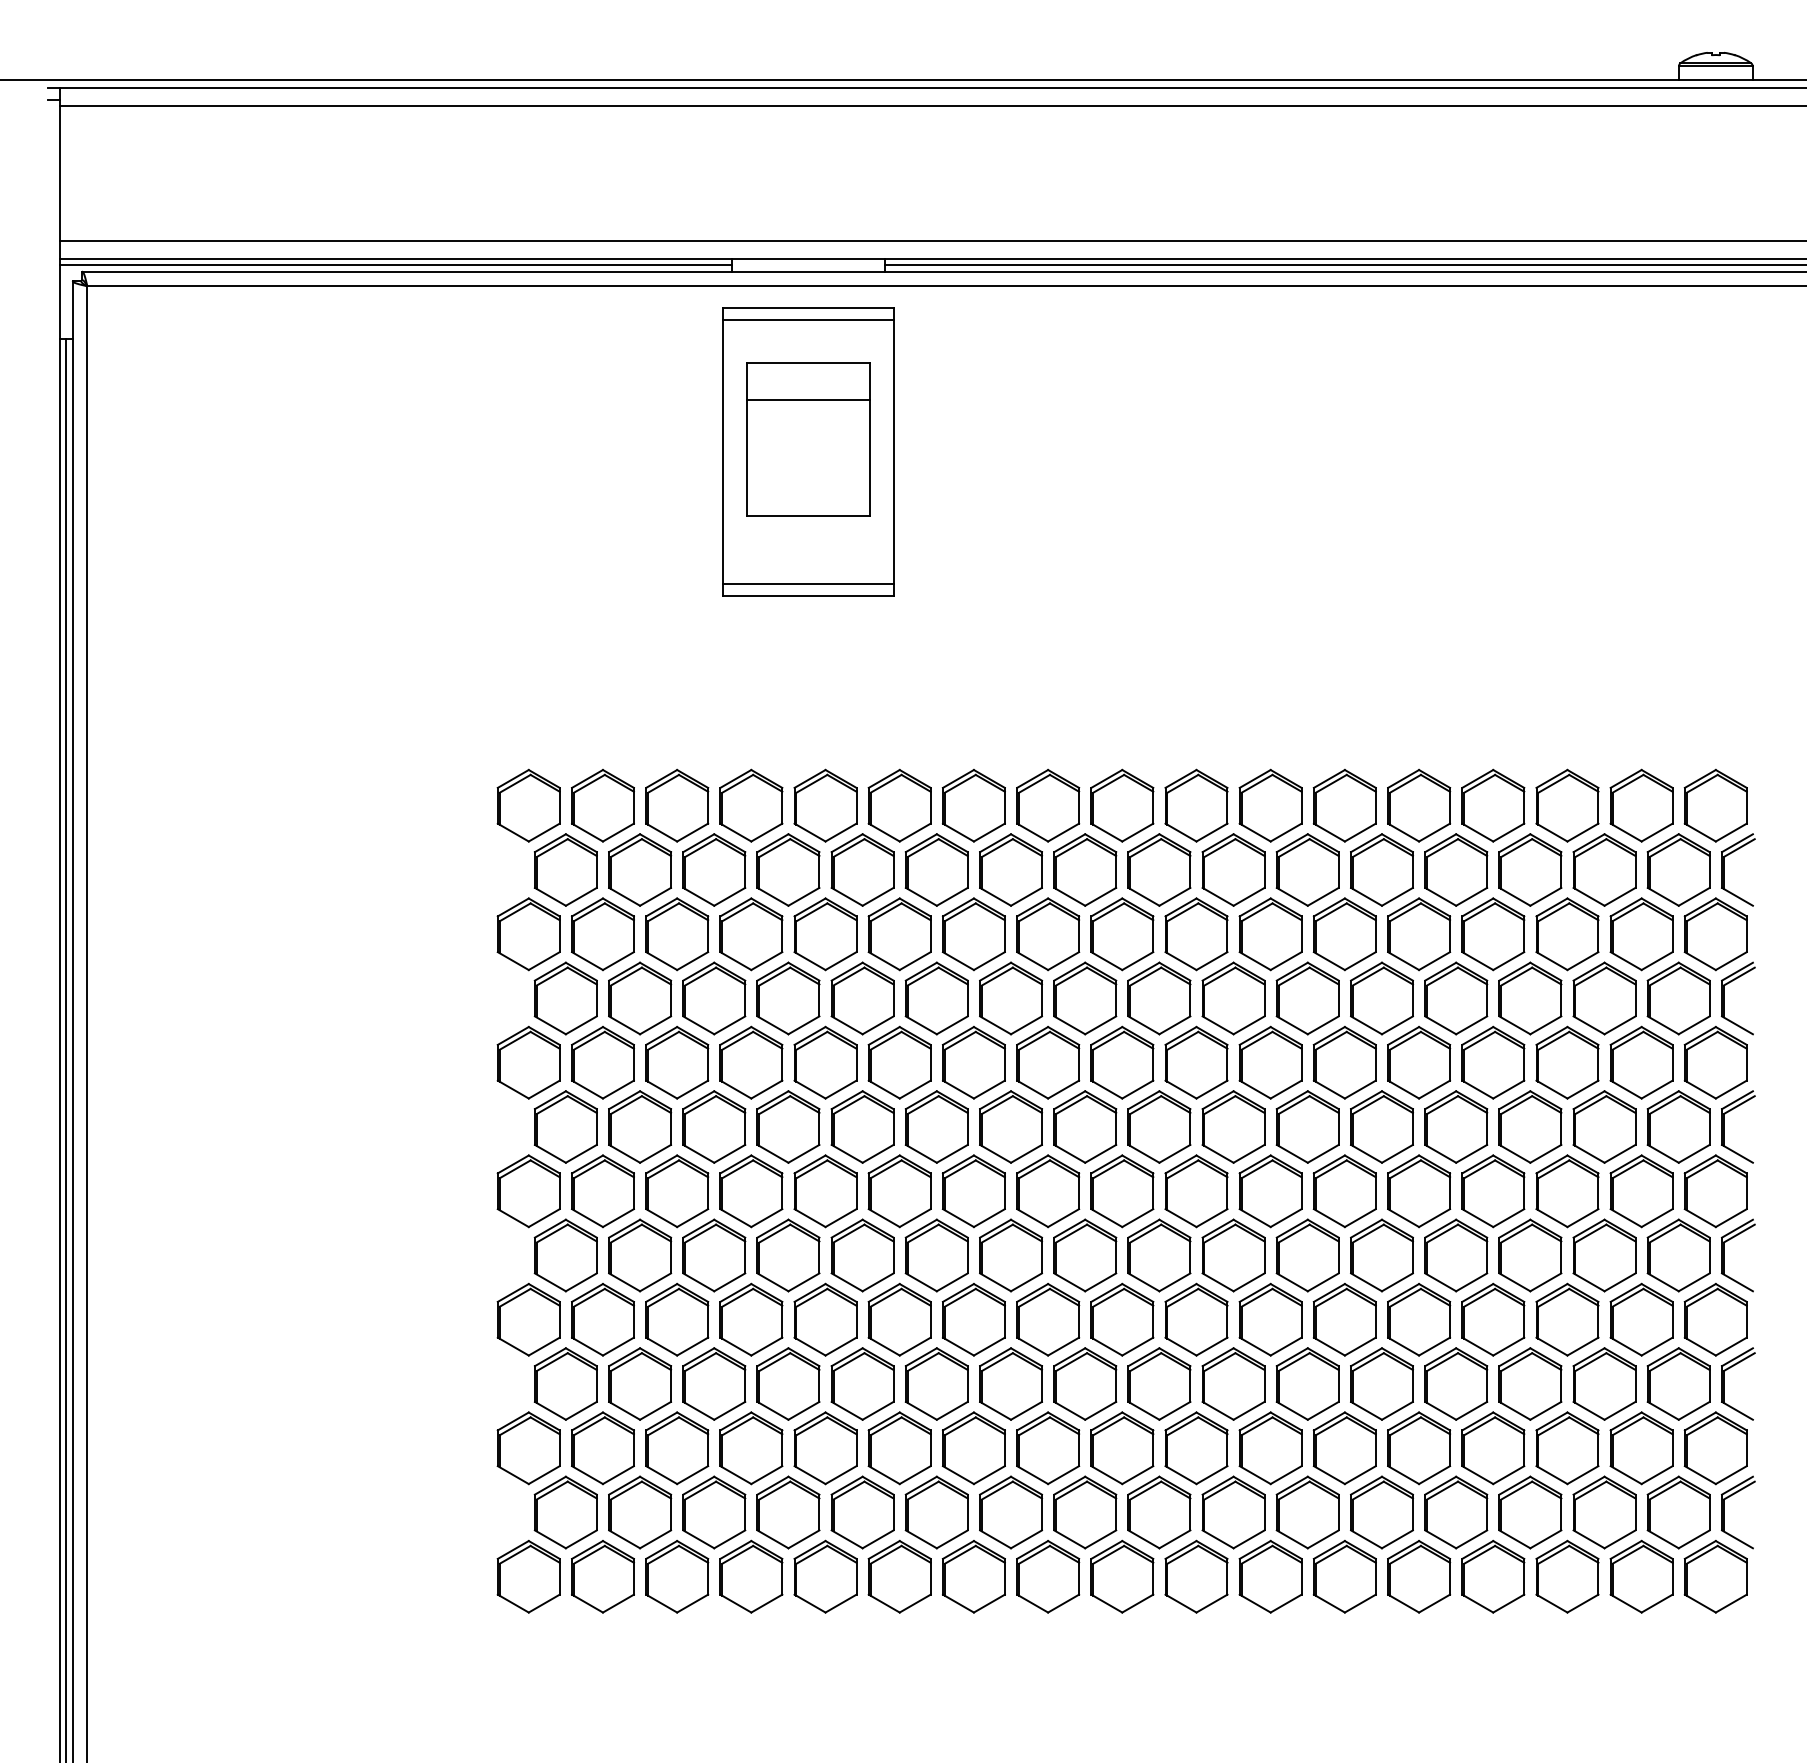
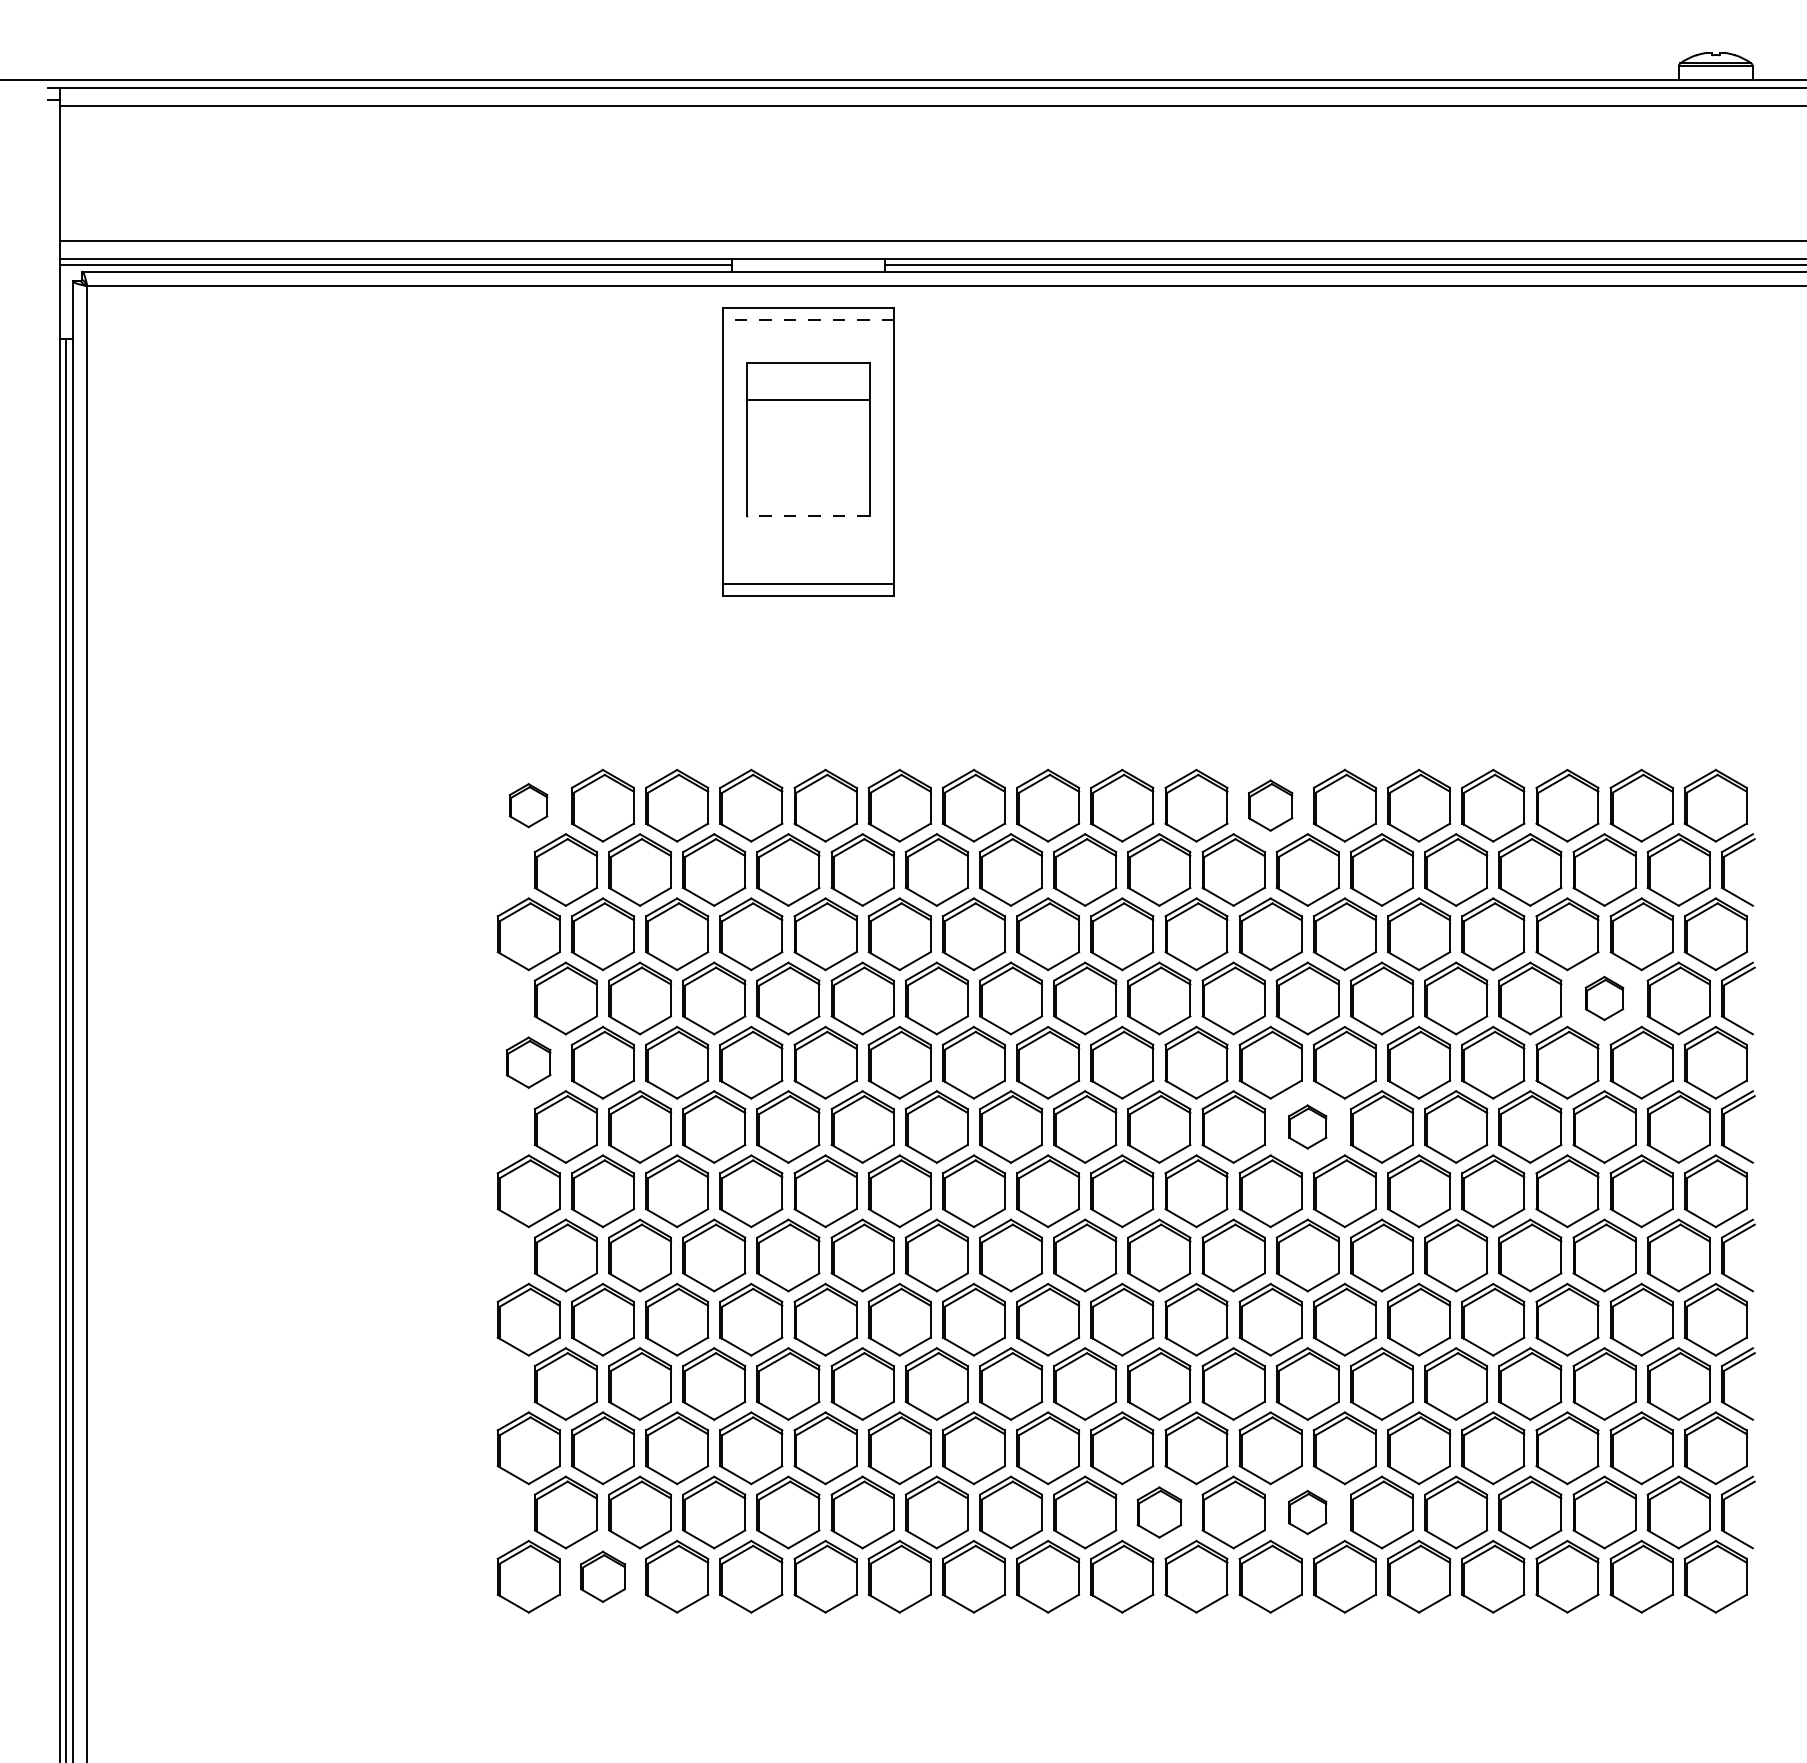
line: solid -> dashed (808, 319)
line: solid -> dashed (807, 516)
part size: 65x75 px -> 40x46 px (528, 805)
part size: 65x75 px -> 47x53 px (1270, 805)
part size: 65x75 px -> 41x47 px (1604, 998)
part size: 65x75 px -> 46x53 px (528, 1062)
part size: 65x74 px -> 40x46 px (1307, 1126)
part size: 65x75 px -> 47x53 px (1159, 1512)
part size: 65x75 px -> 40x46 px (1307, 1512)
part size: 64x74 px -> 46x53 px (602, 1576)
